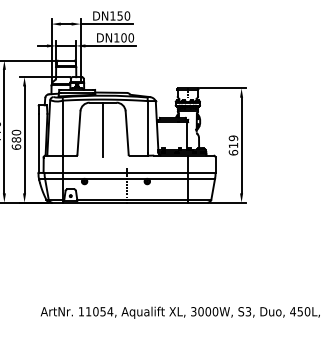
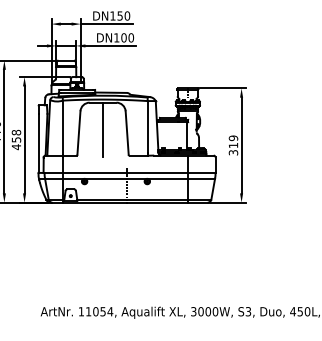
text: 680 -> 458 (16, 139)
text: 619 -> 319 (233, 152)
